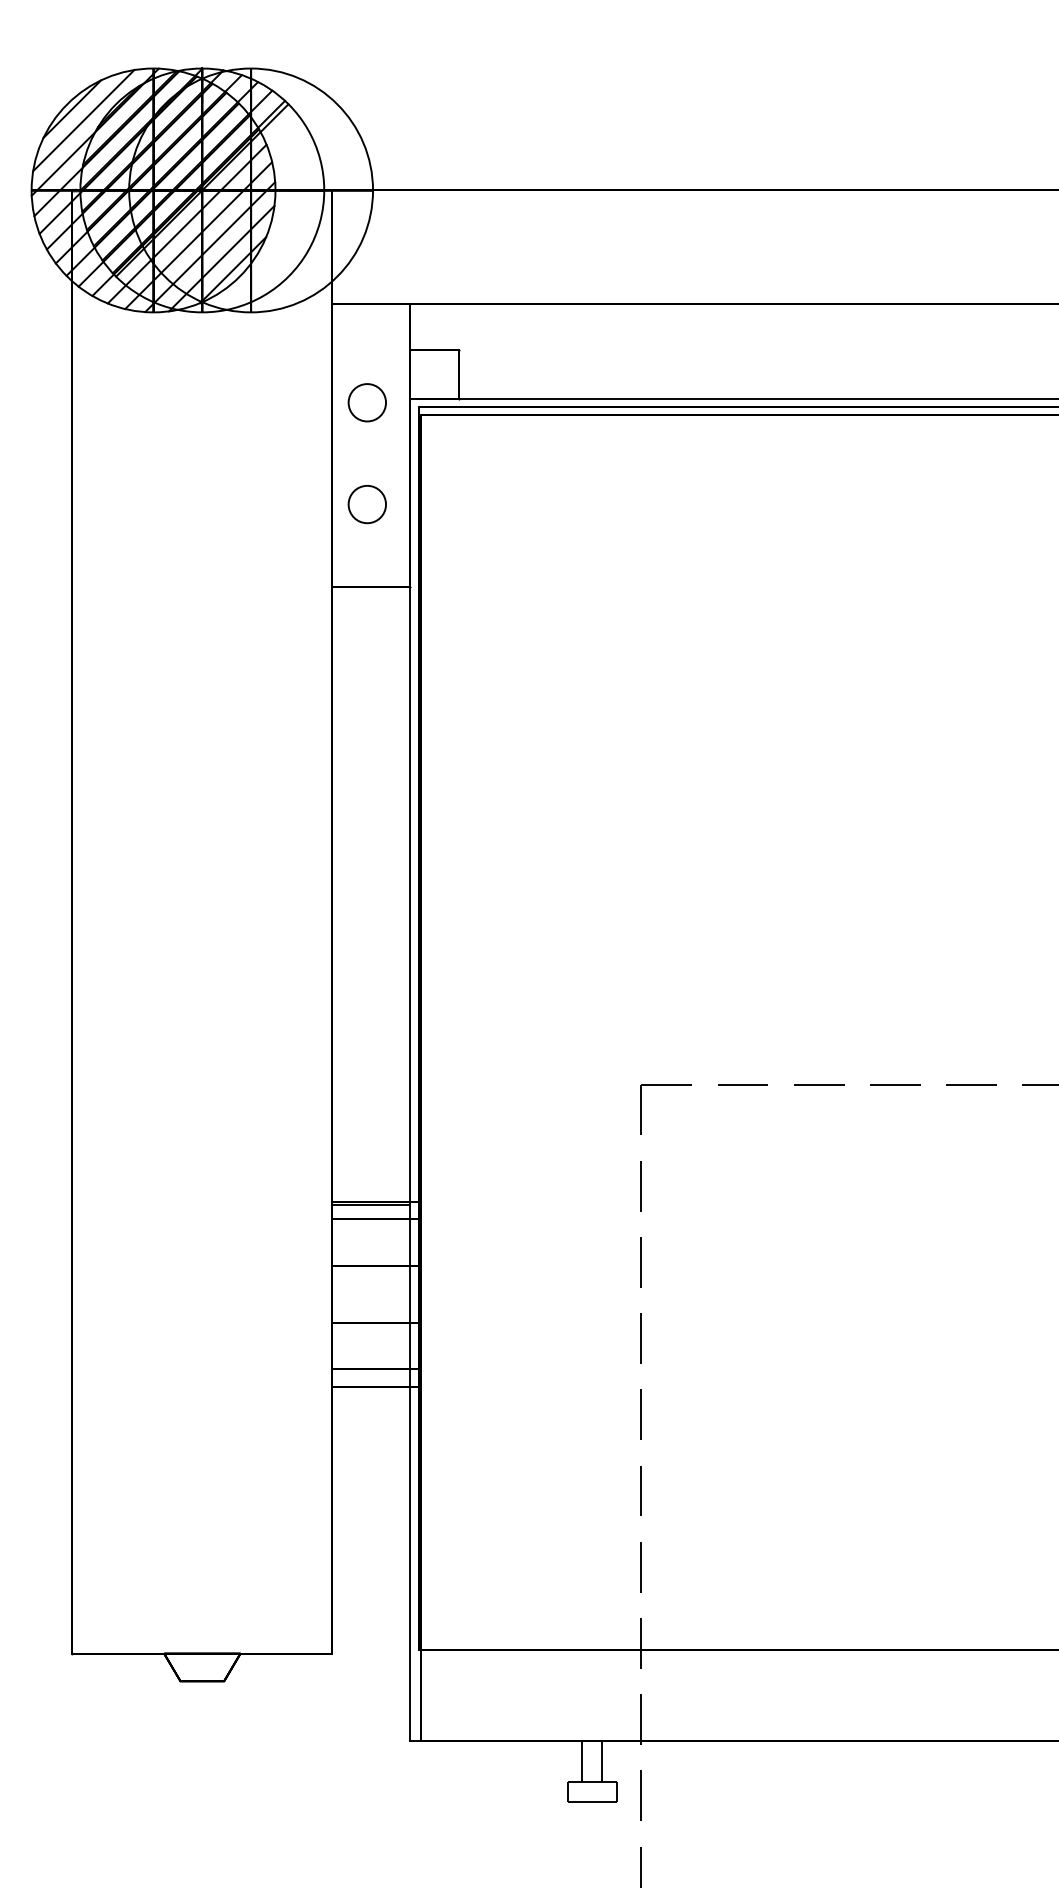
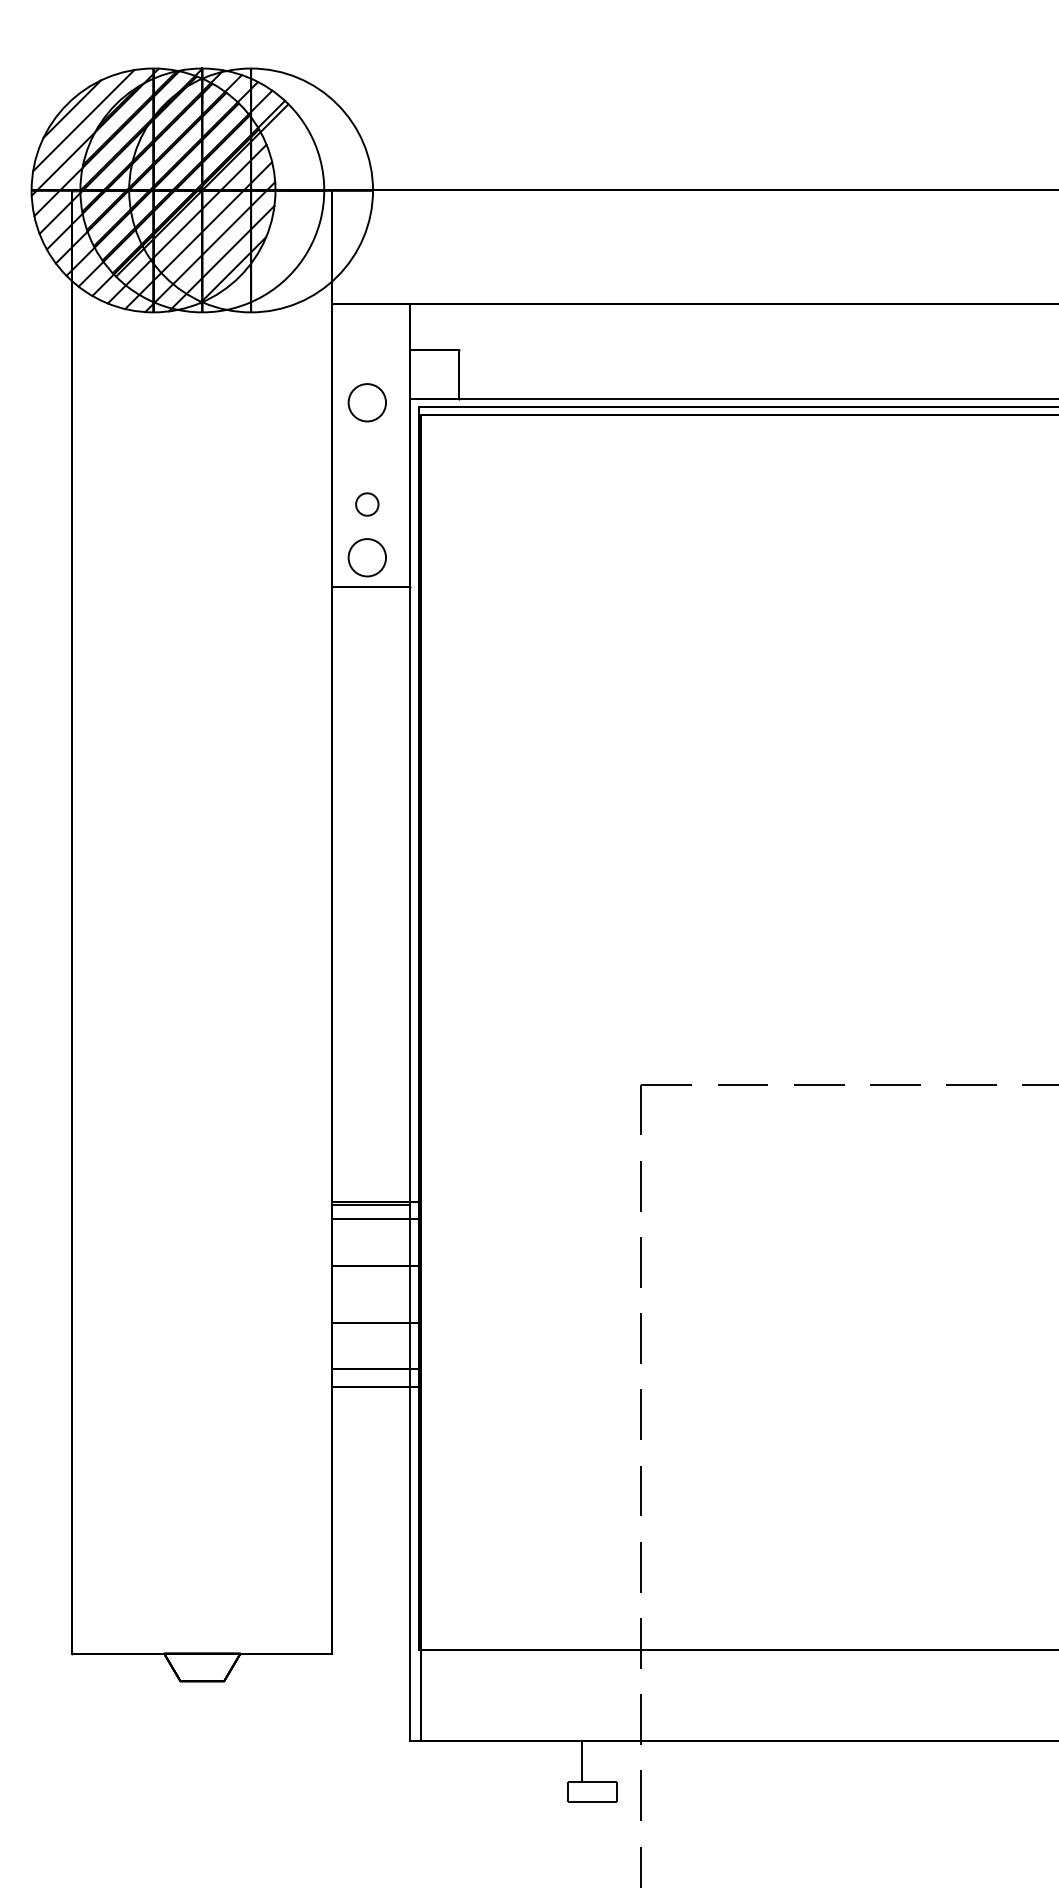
circle diameter: 37 px -> 22 px (367, 504)
circle: none -> present (366, 557)
line: present -> none (601, 1761)
